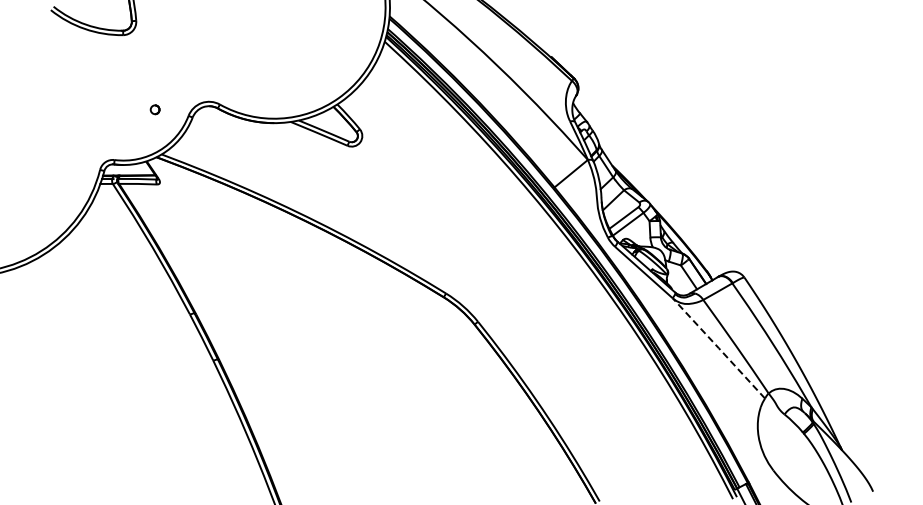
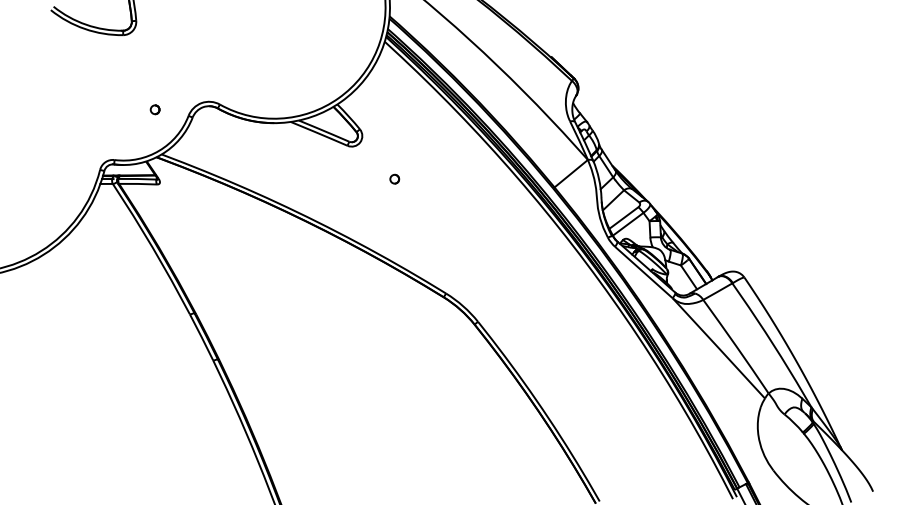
part: none -> present (394, 178)
line: dashed -> solid (718, 348)
